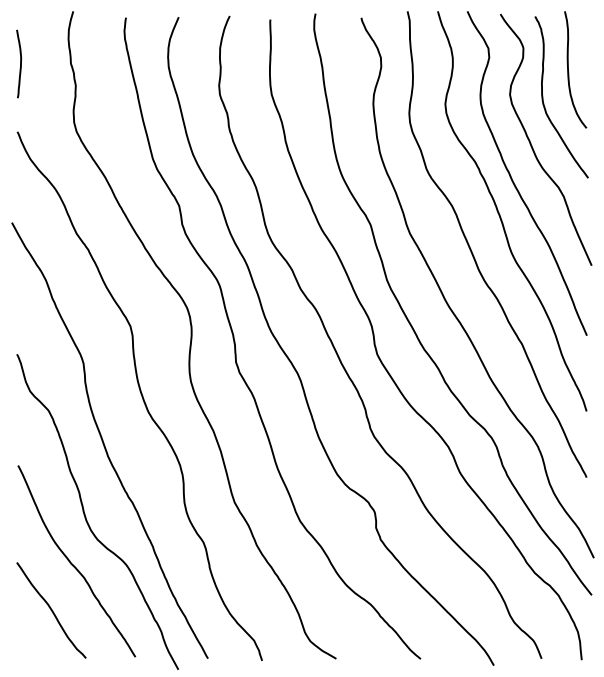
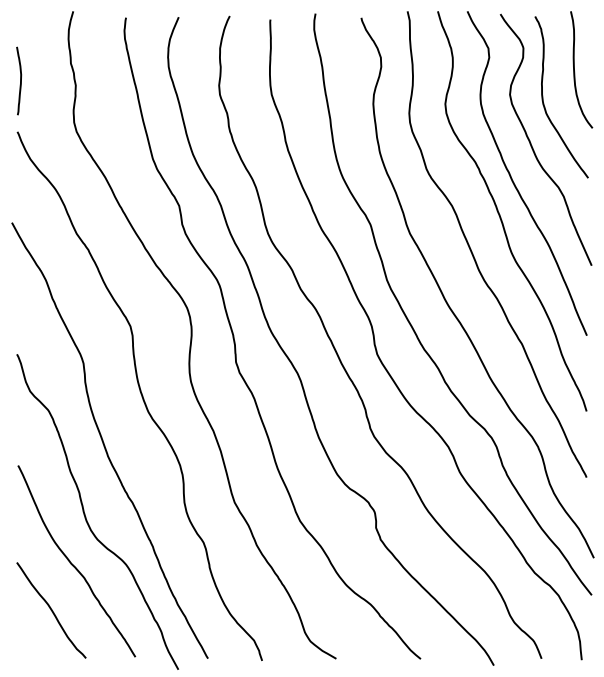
curve position: (20, 63) -> (20, 80) (20, 80)
curve position: (569, 72) -> (575, 72) (575, 72)
